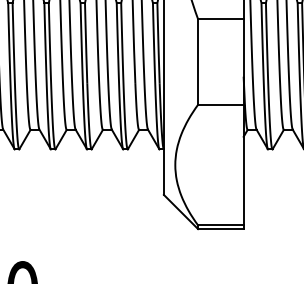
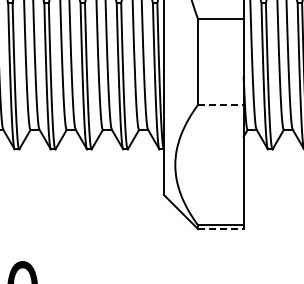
line: solid -> dashed (220, 104)
line: solid -> dashed (220, 229)
